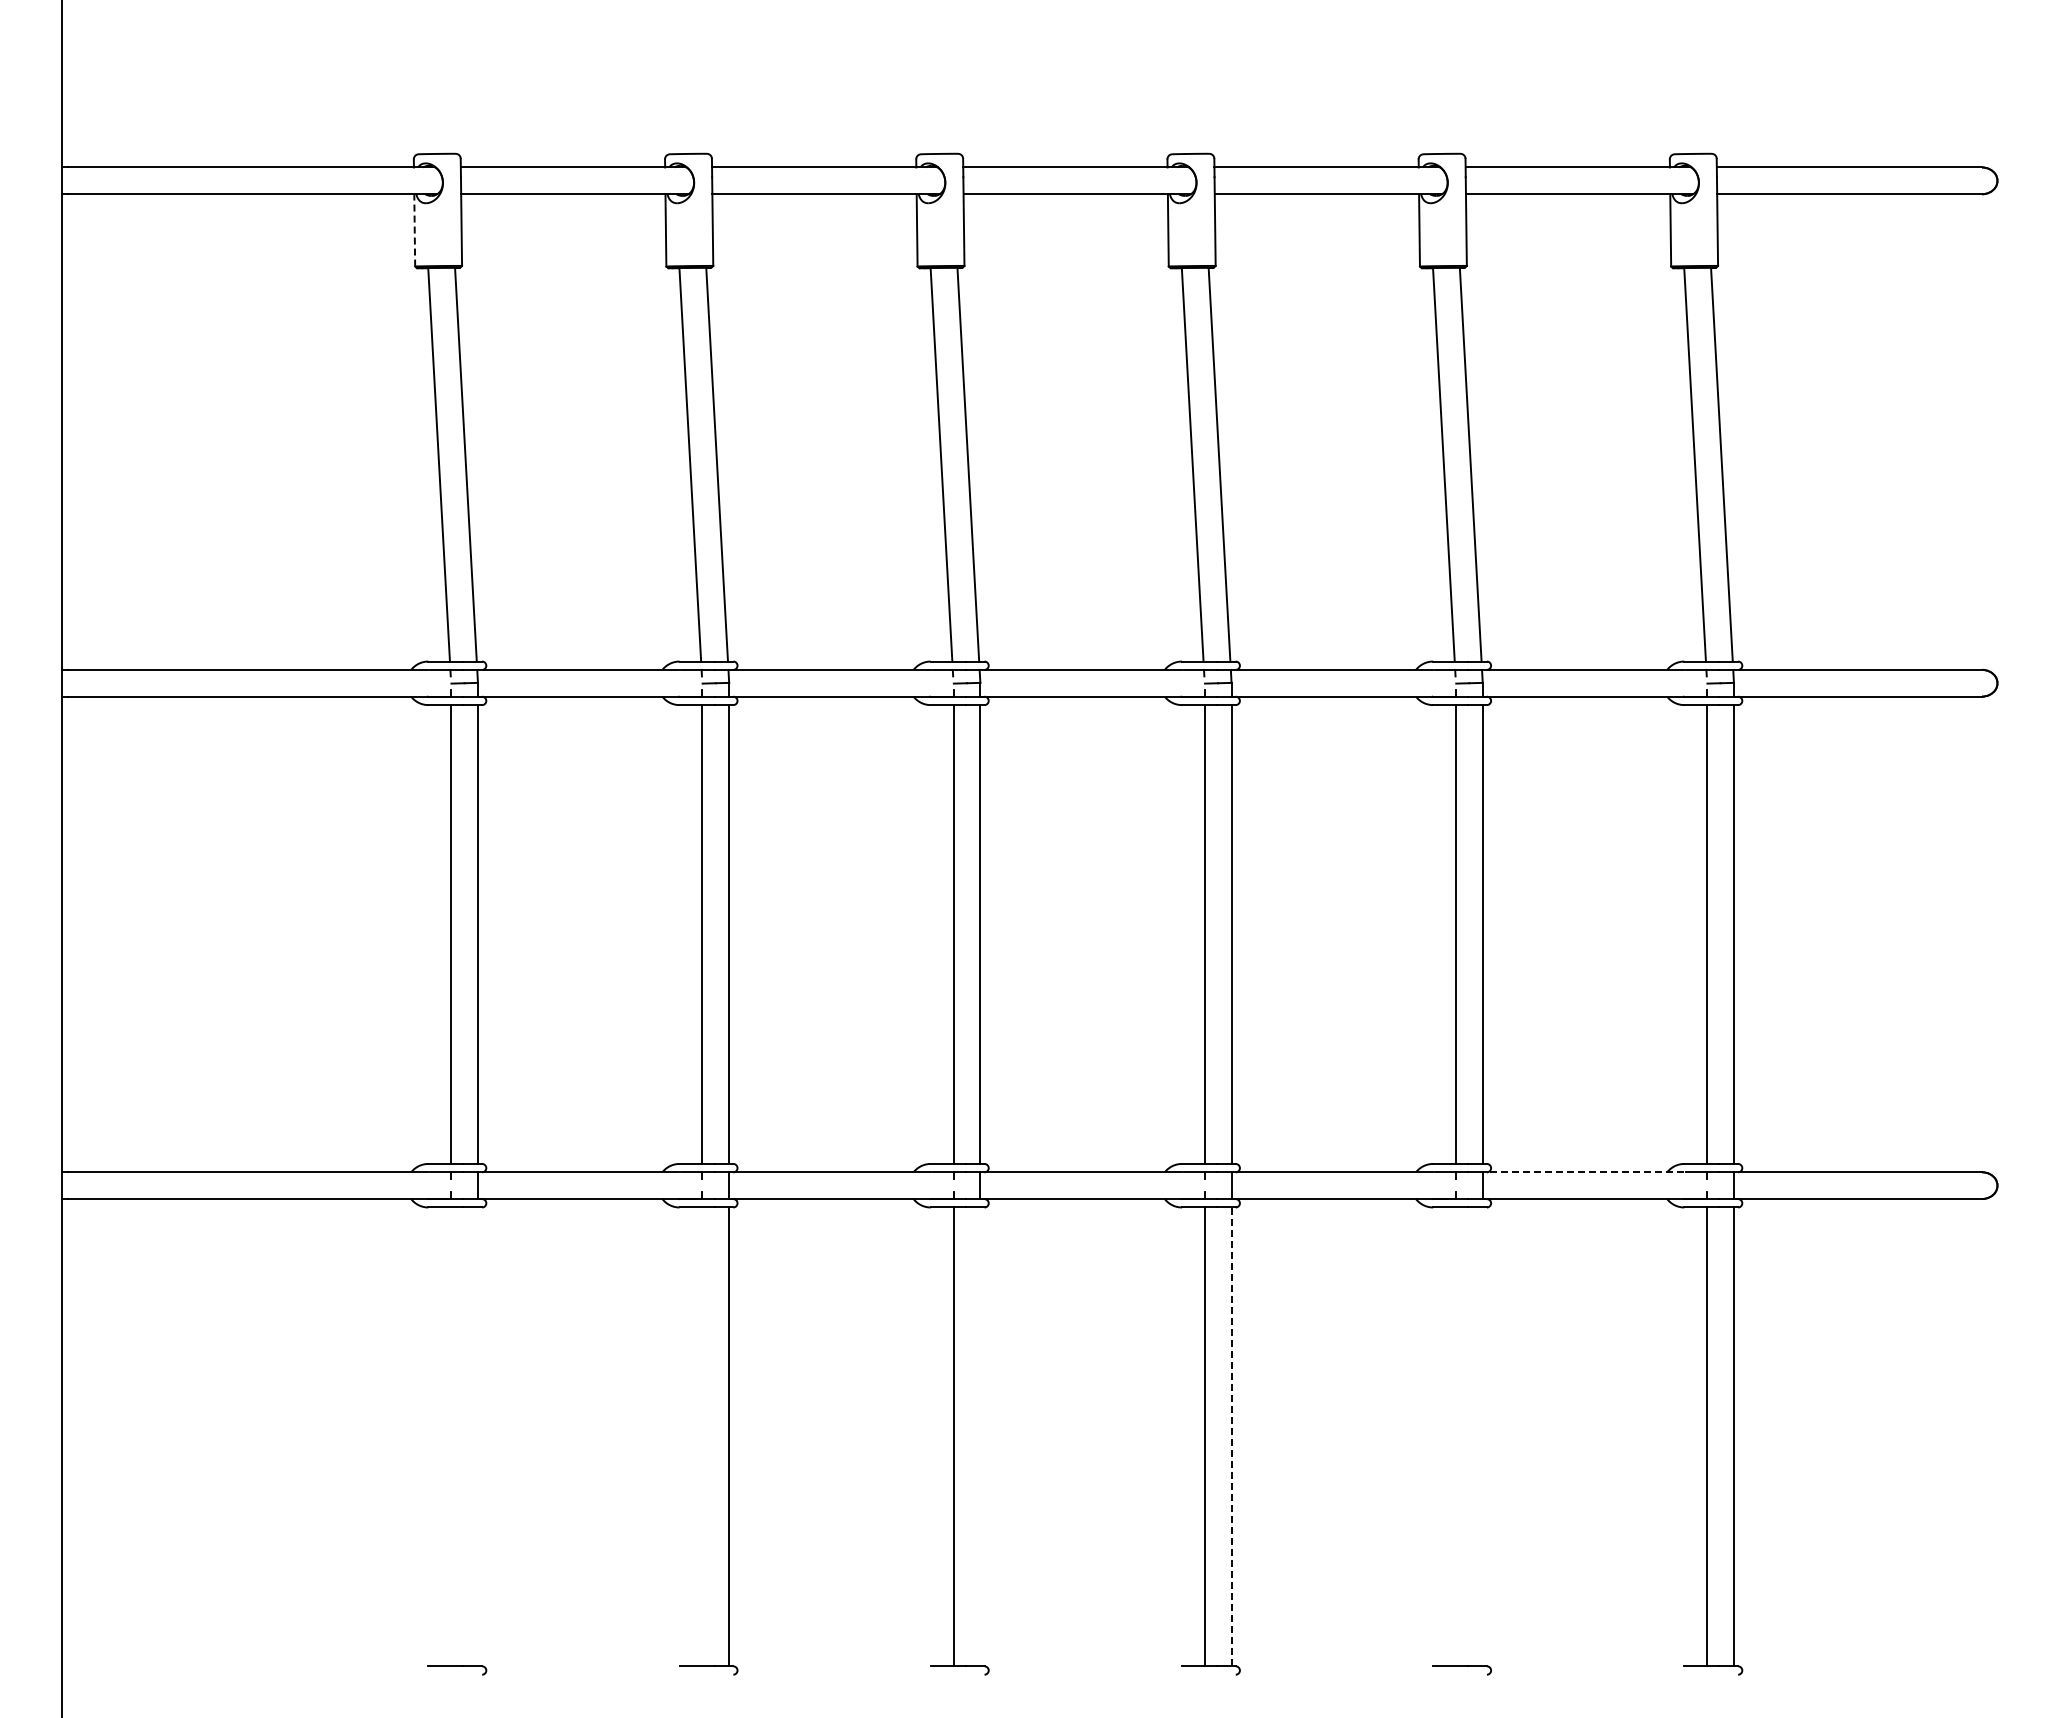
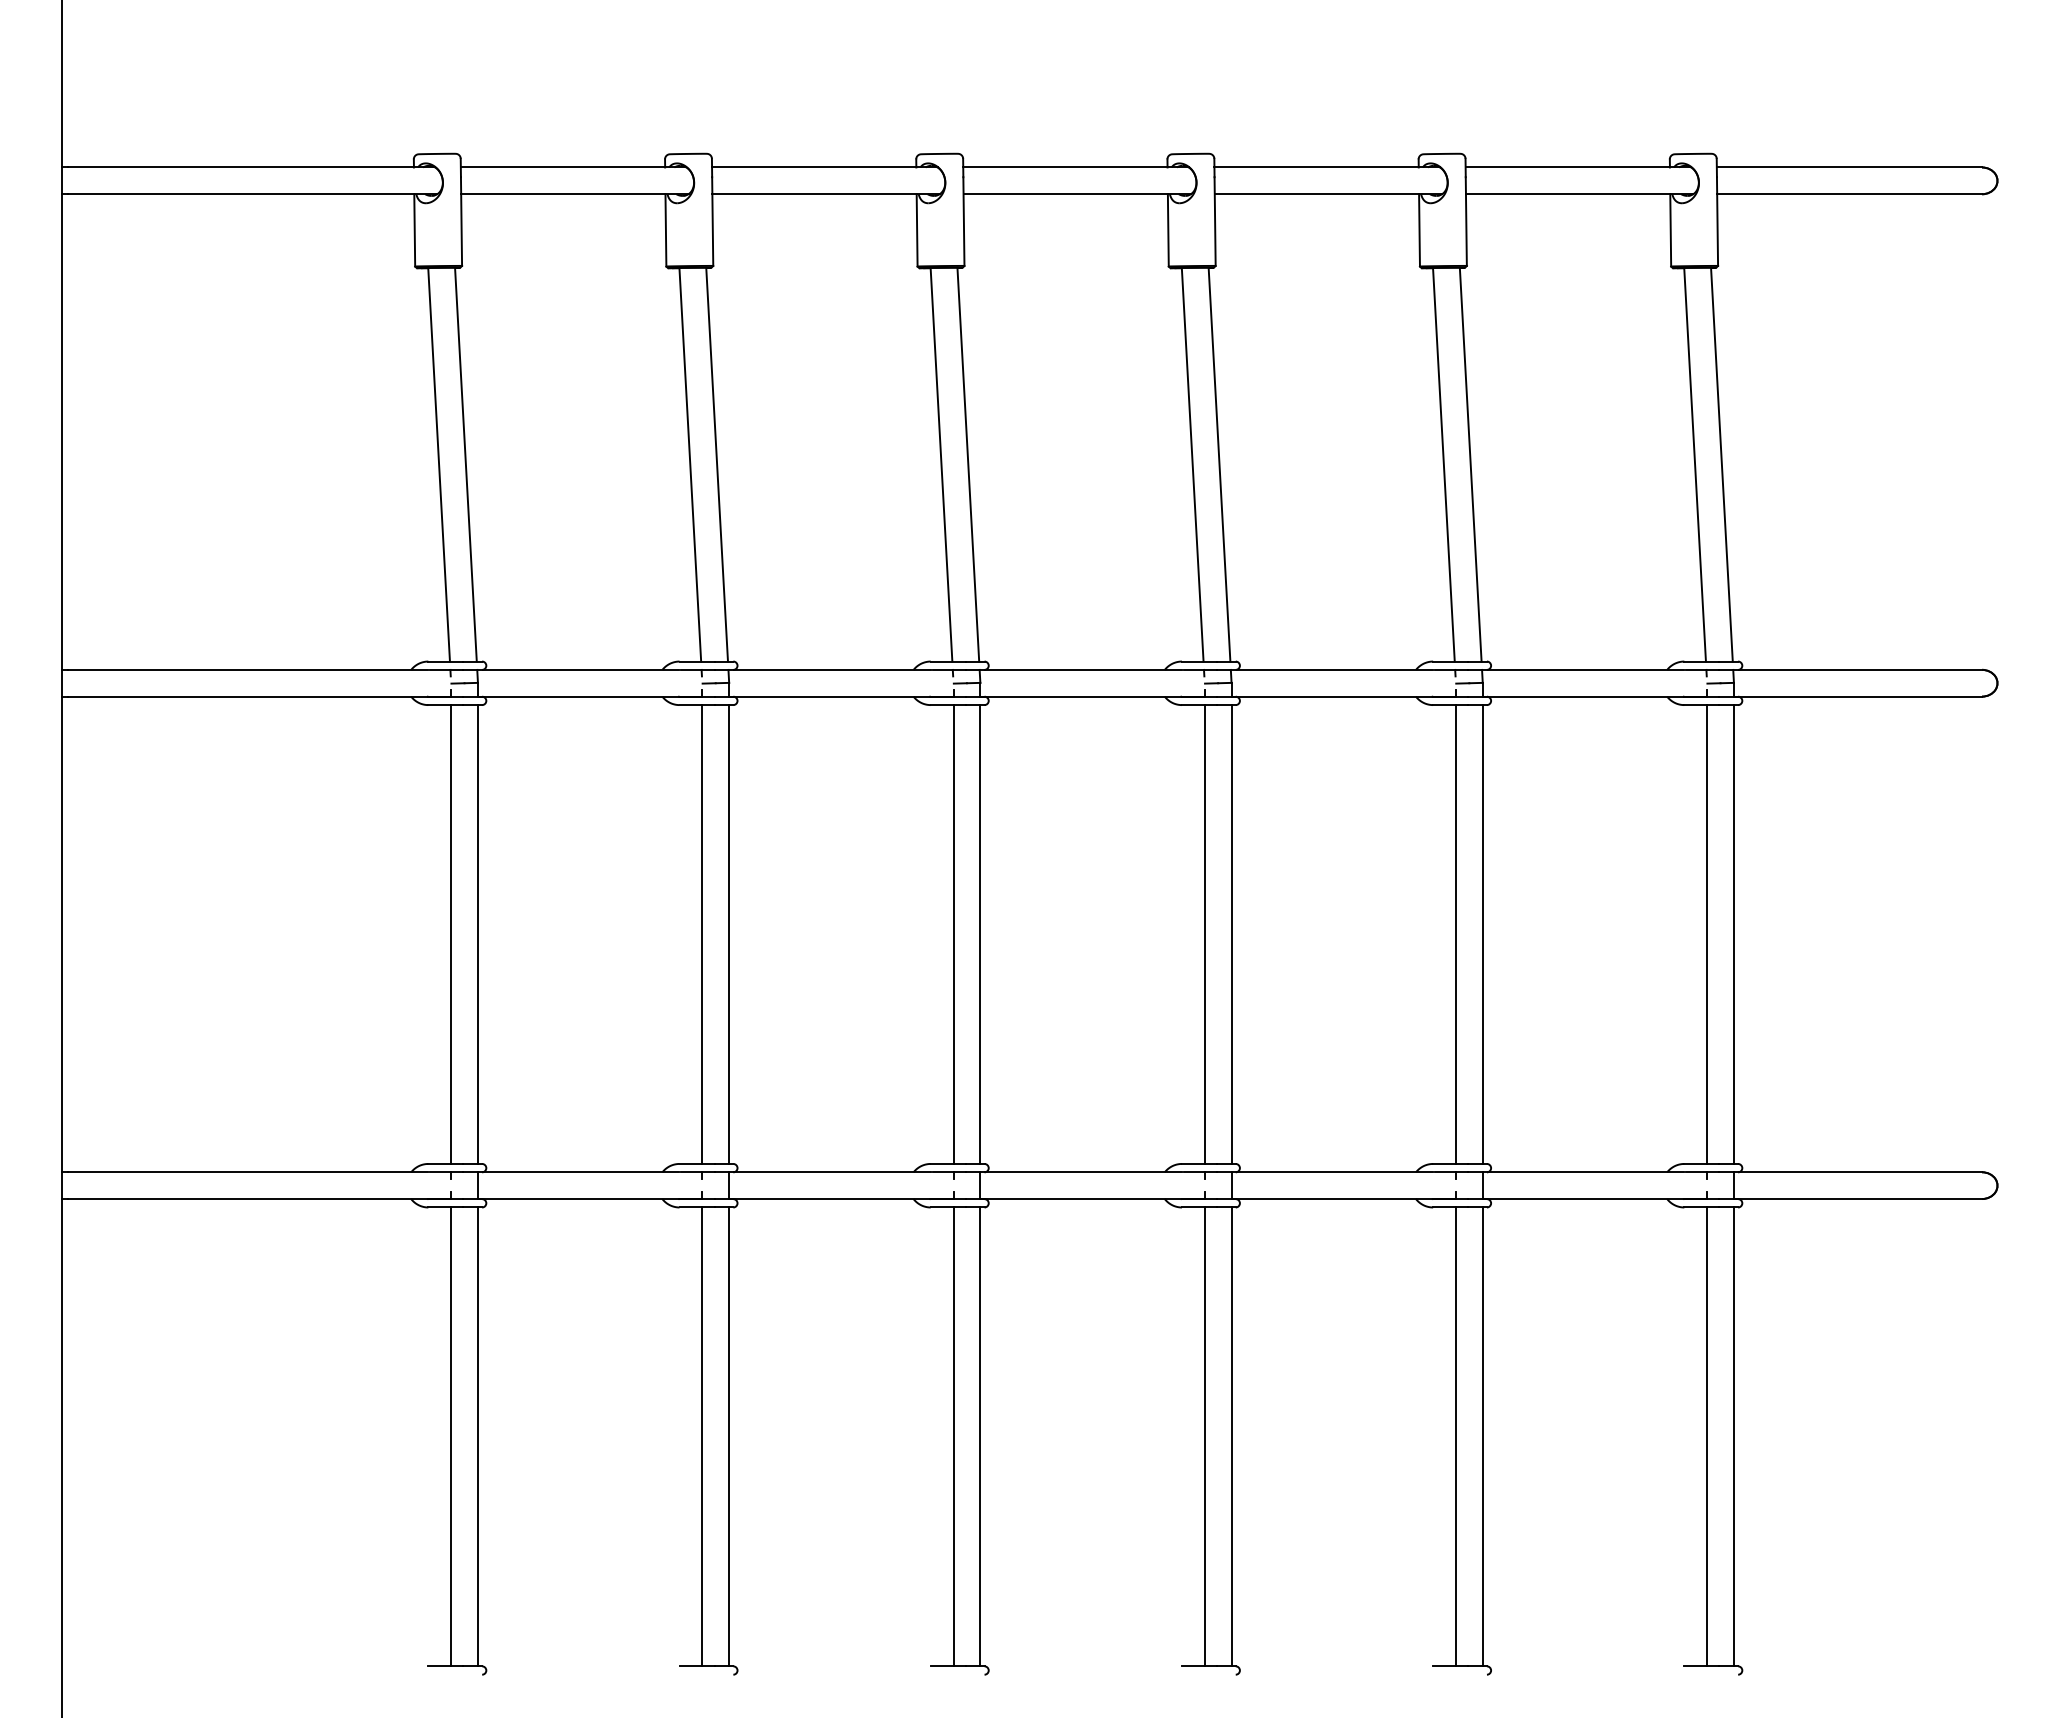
line: dashed -> solid (414, 229)
line: dashed -> solid (1585, 1172)
line: none -> present (451, 1436)
line: none -> present (477, 1436)
line: none -> present (702, 1436)
line: none -> present (980, 1436)
line: dashed -> solid (1231, 1436)
line: none -> present (1455, 1436)
line: none -> present (1482, 1436)
